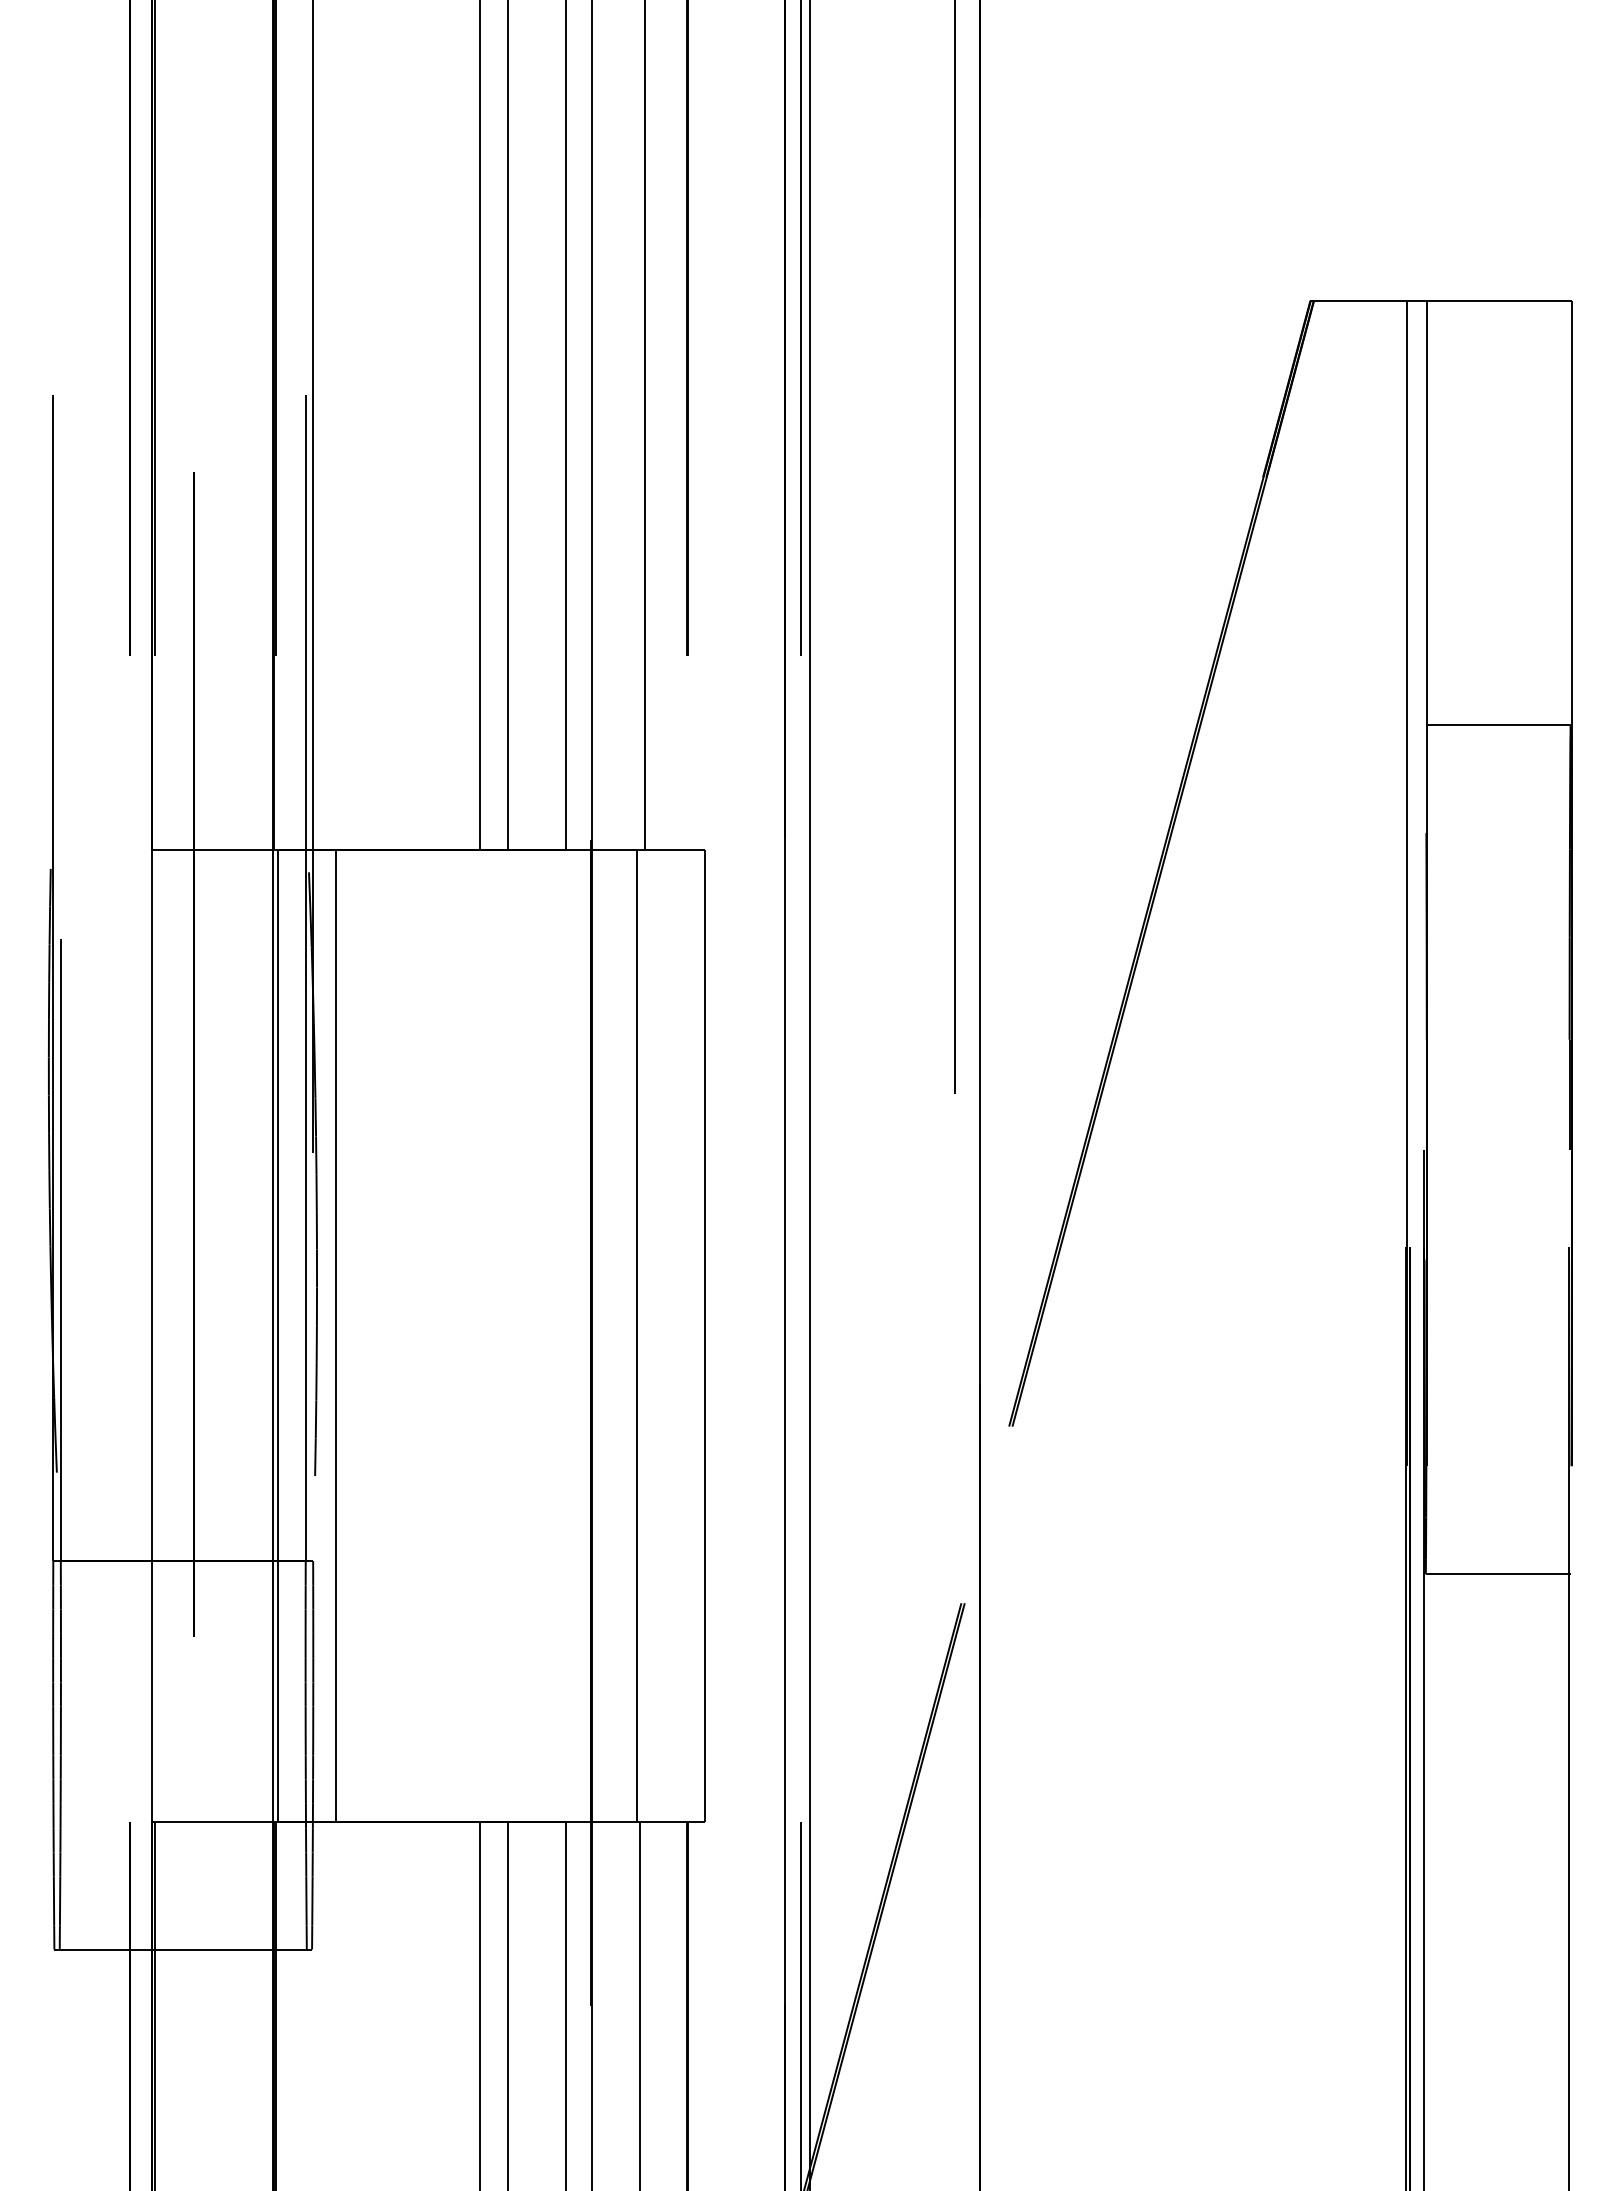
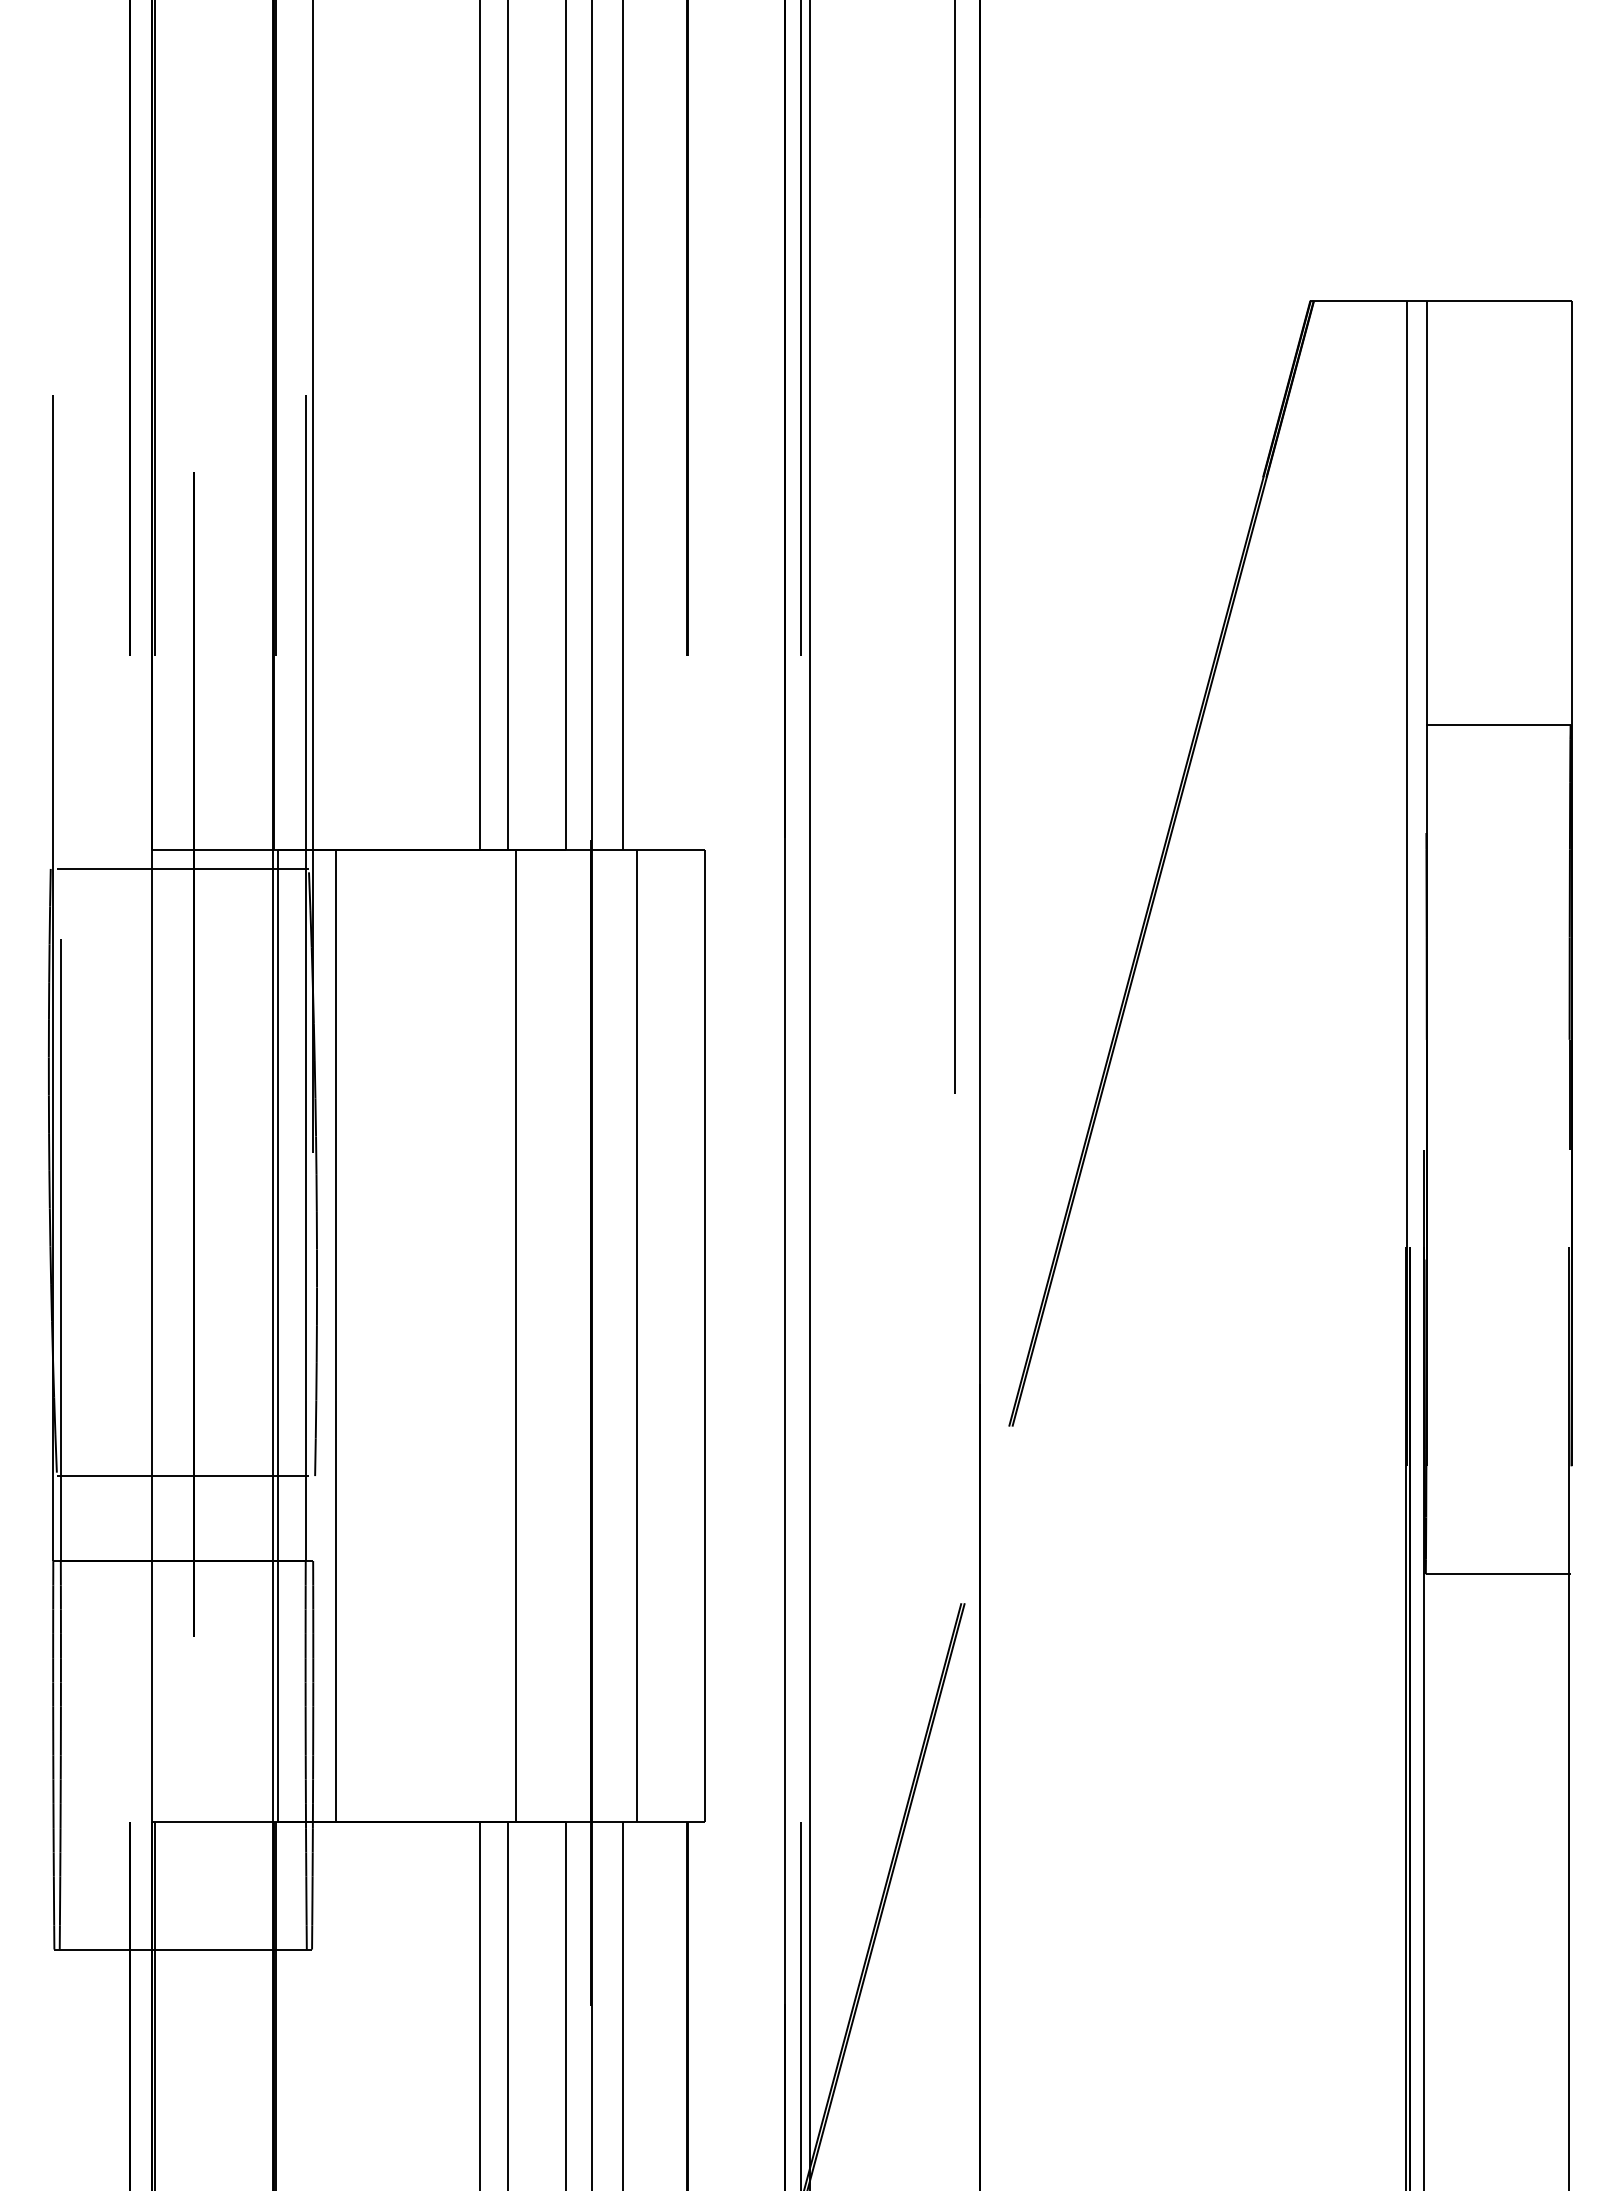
line position: (644, 426) -> (622, 426) (622, 426)
line: none -> present (182, 869)
line: none -> present (515, 1335)
line: none -> present (182, 1476)
line position: (639, 2004) -> (622, 2004) (622, 2004)
